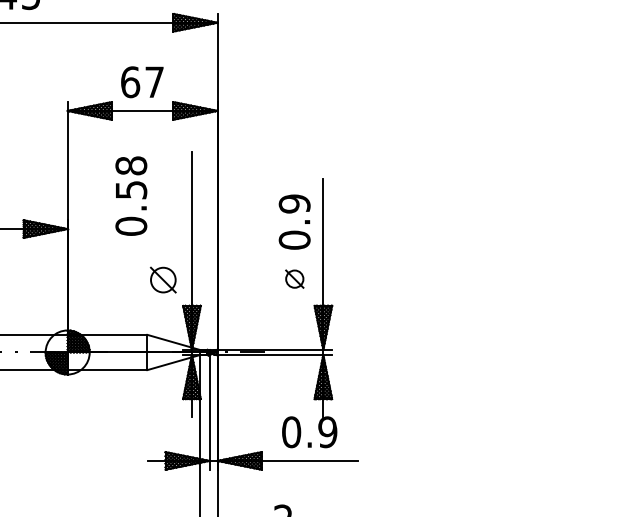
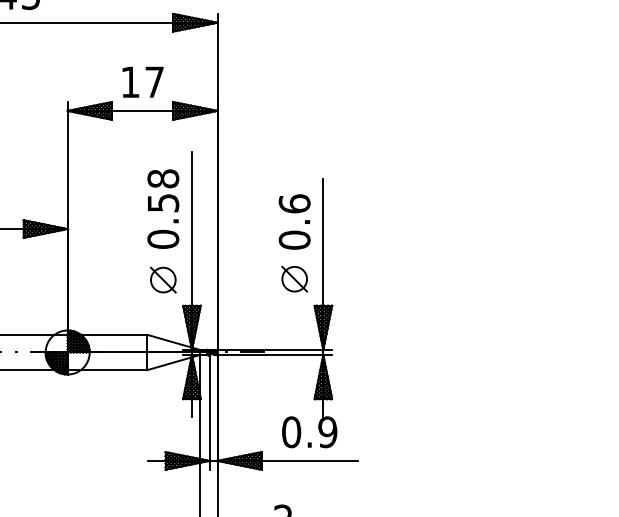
text: 67 -> 17 (130, 82)
text position: (131, 195) -> (163, 208) (163, 208)
text: 0.9 -> 0.6 (294, 203)
part size: 20x20 px -> 28x28 px (294, 278)
